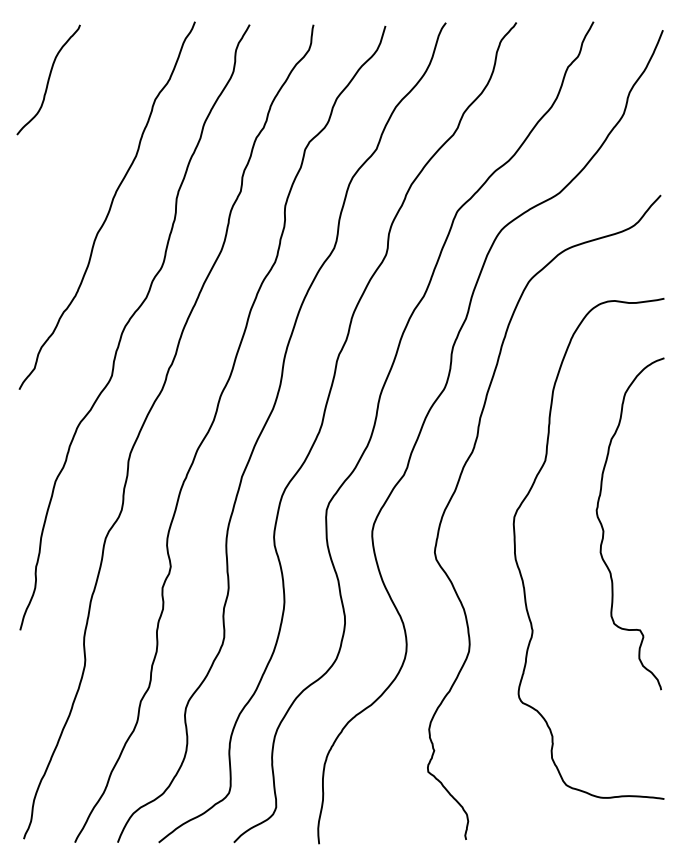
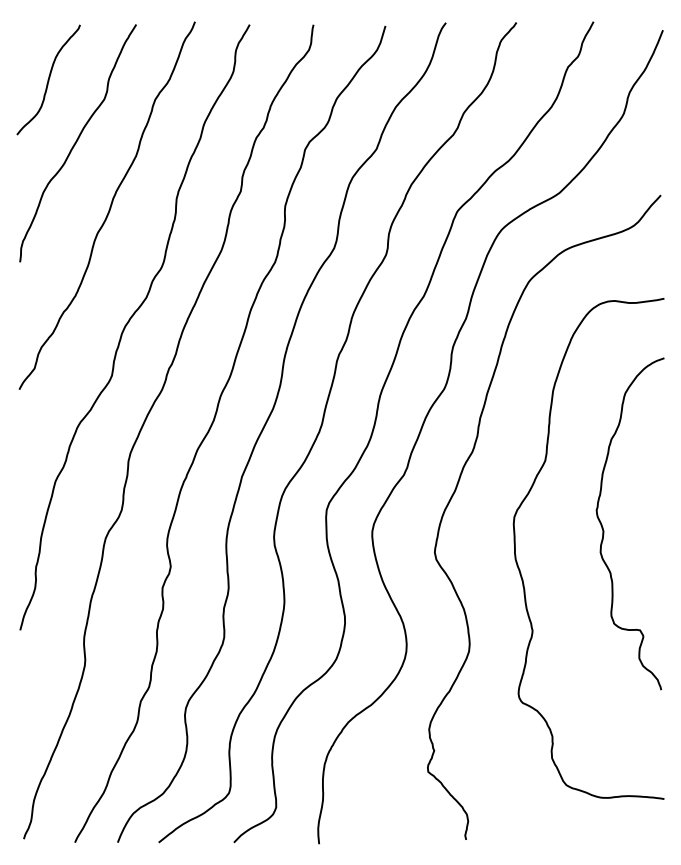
curve: none -> present (76, 143)
